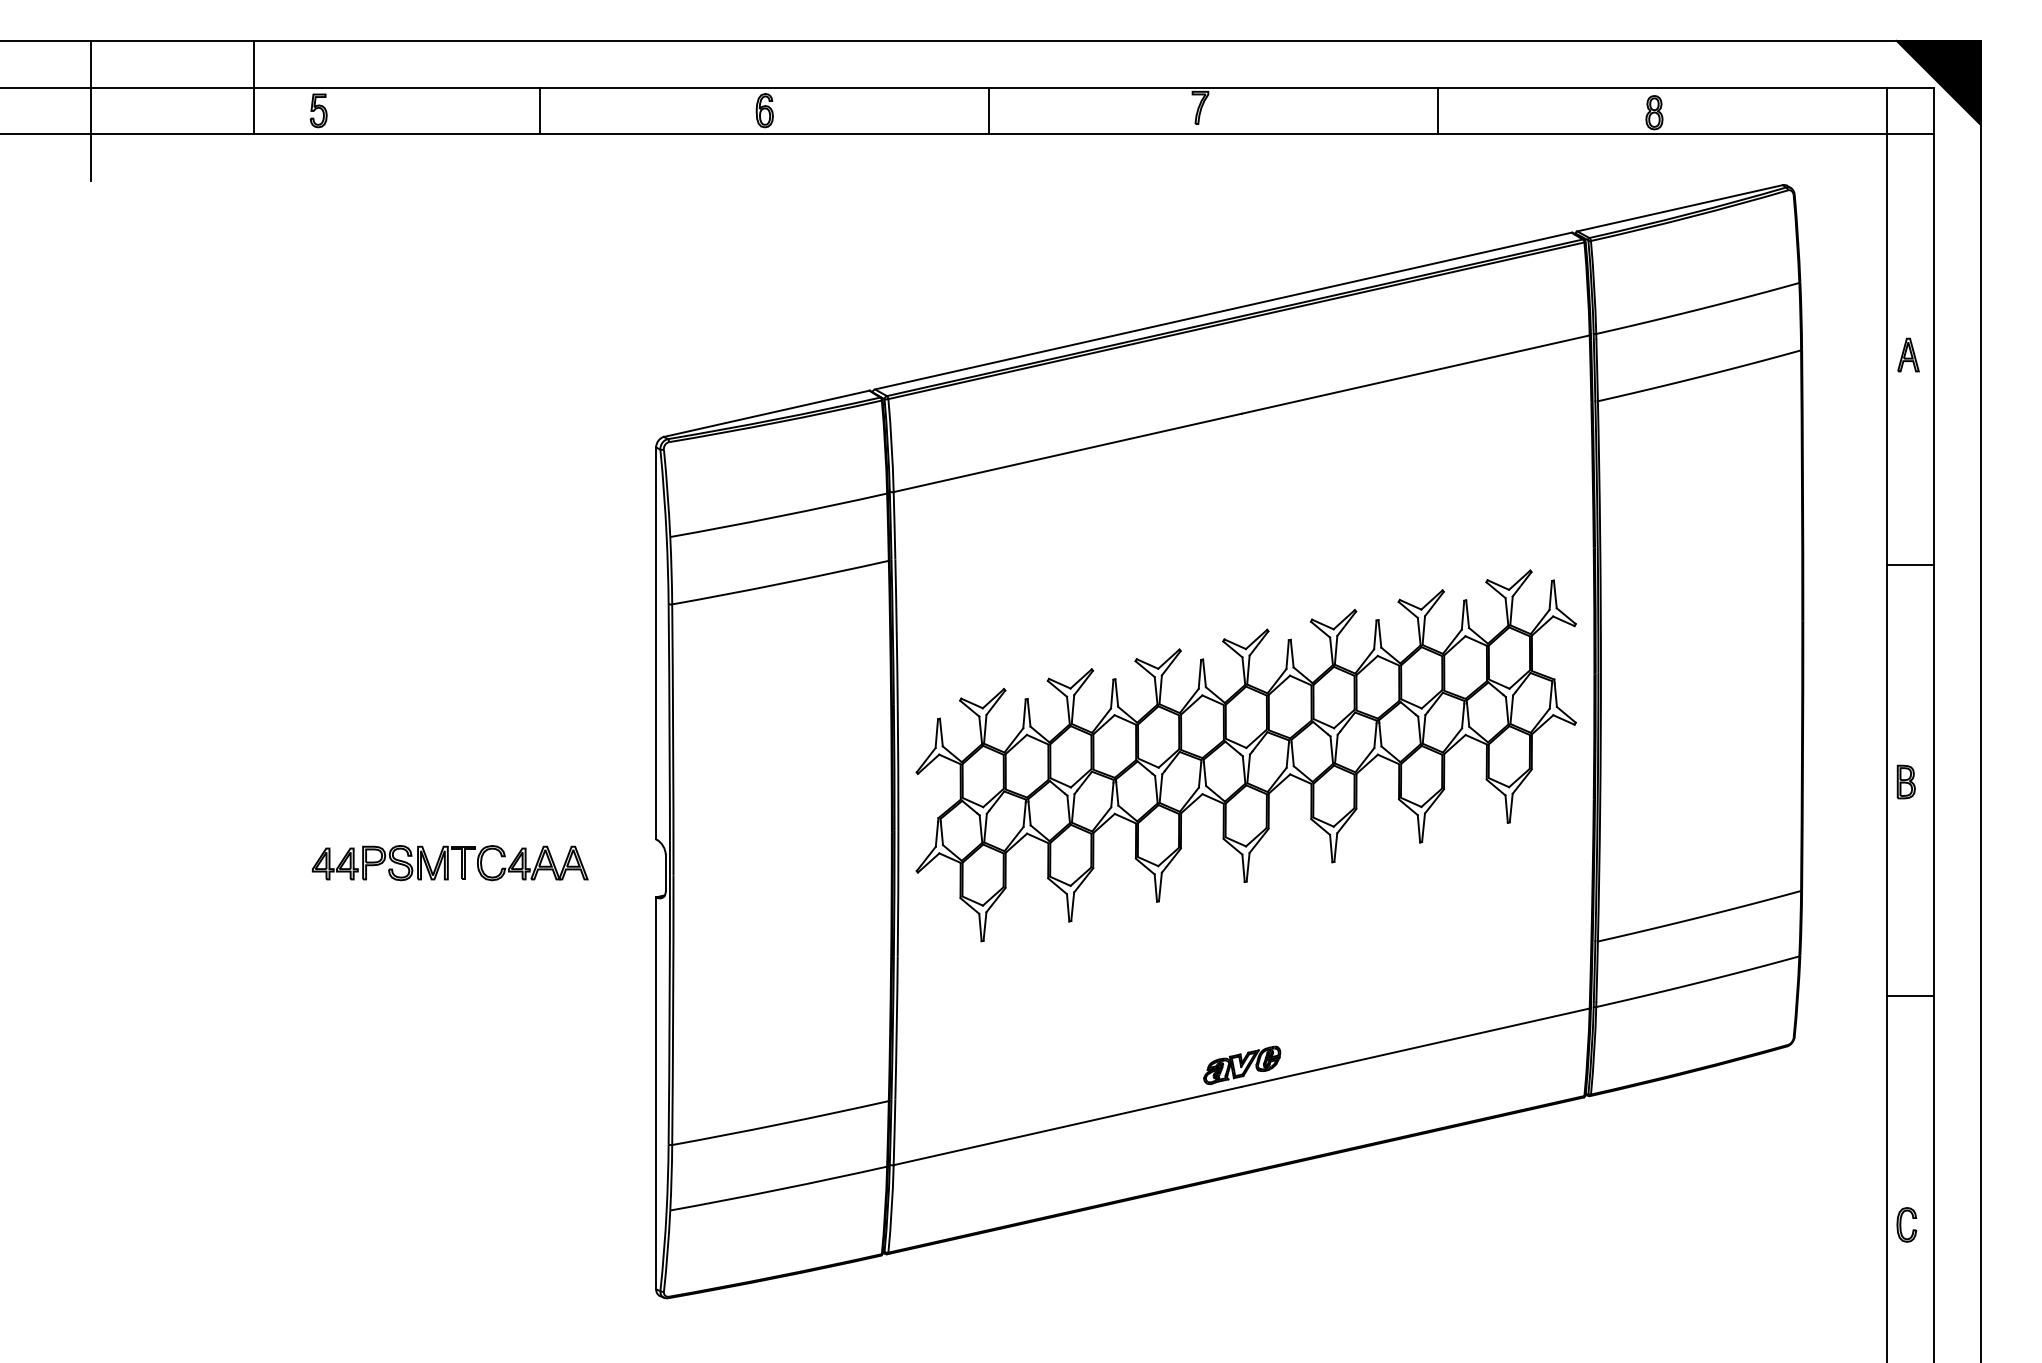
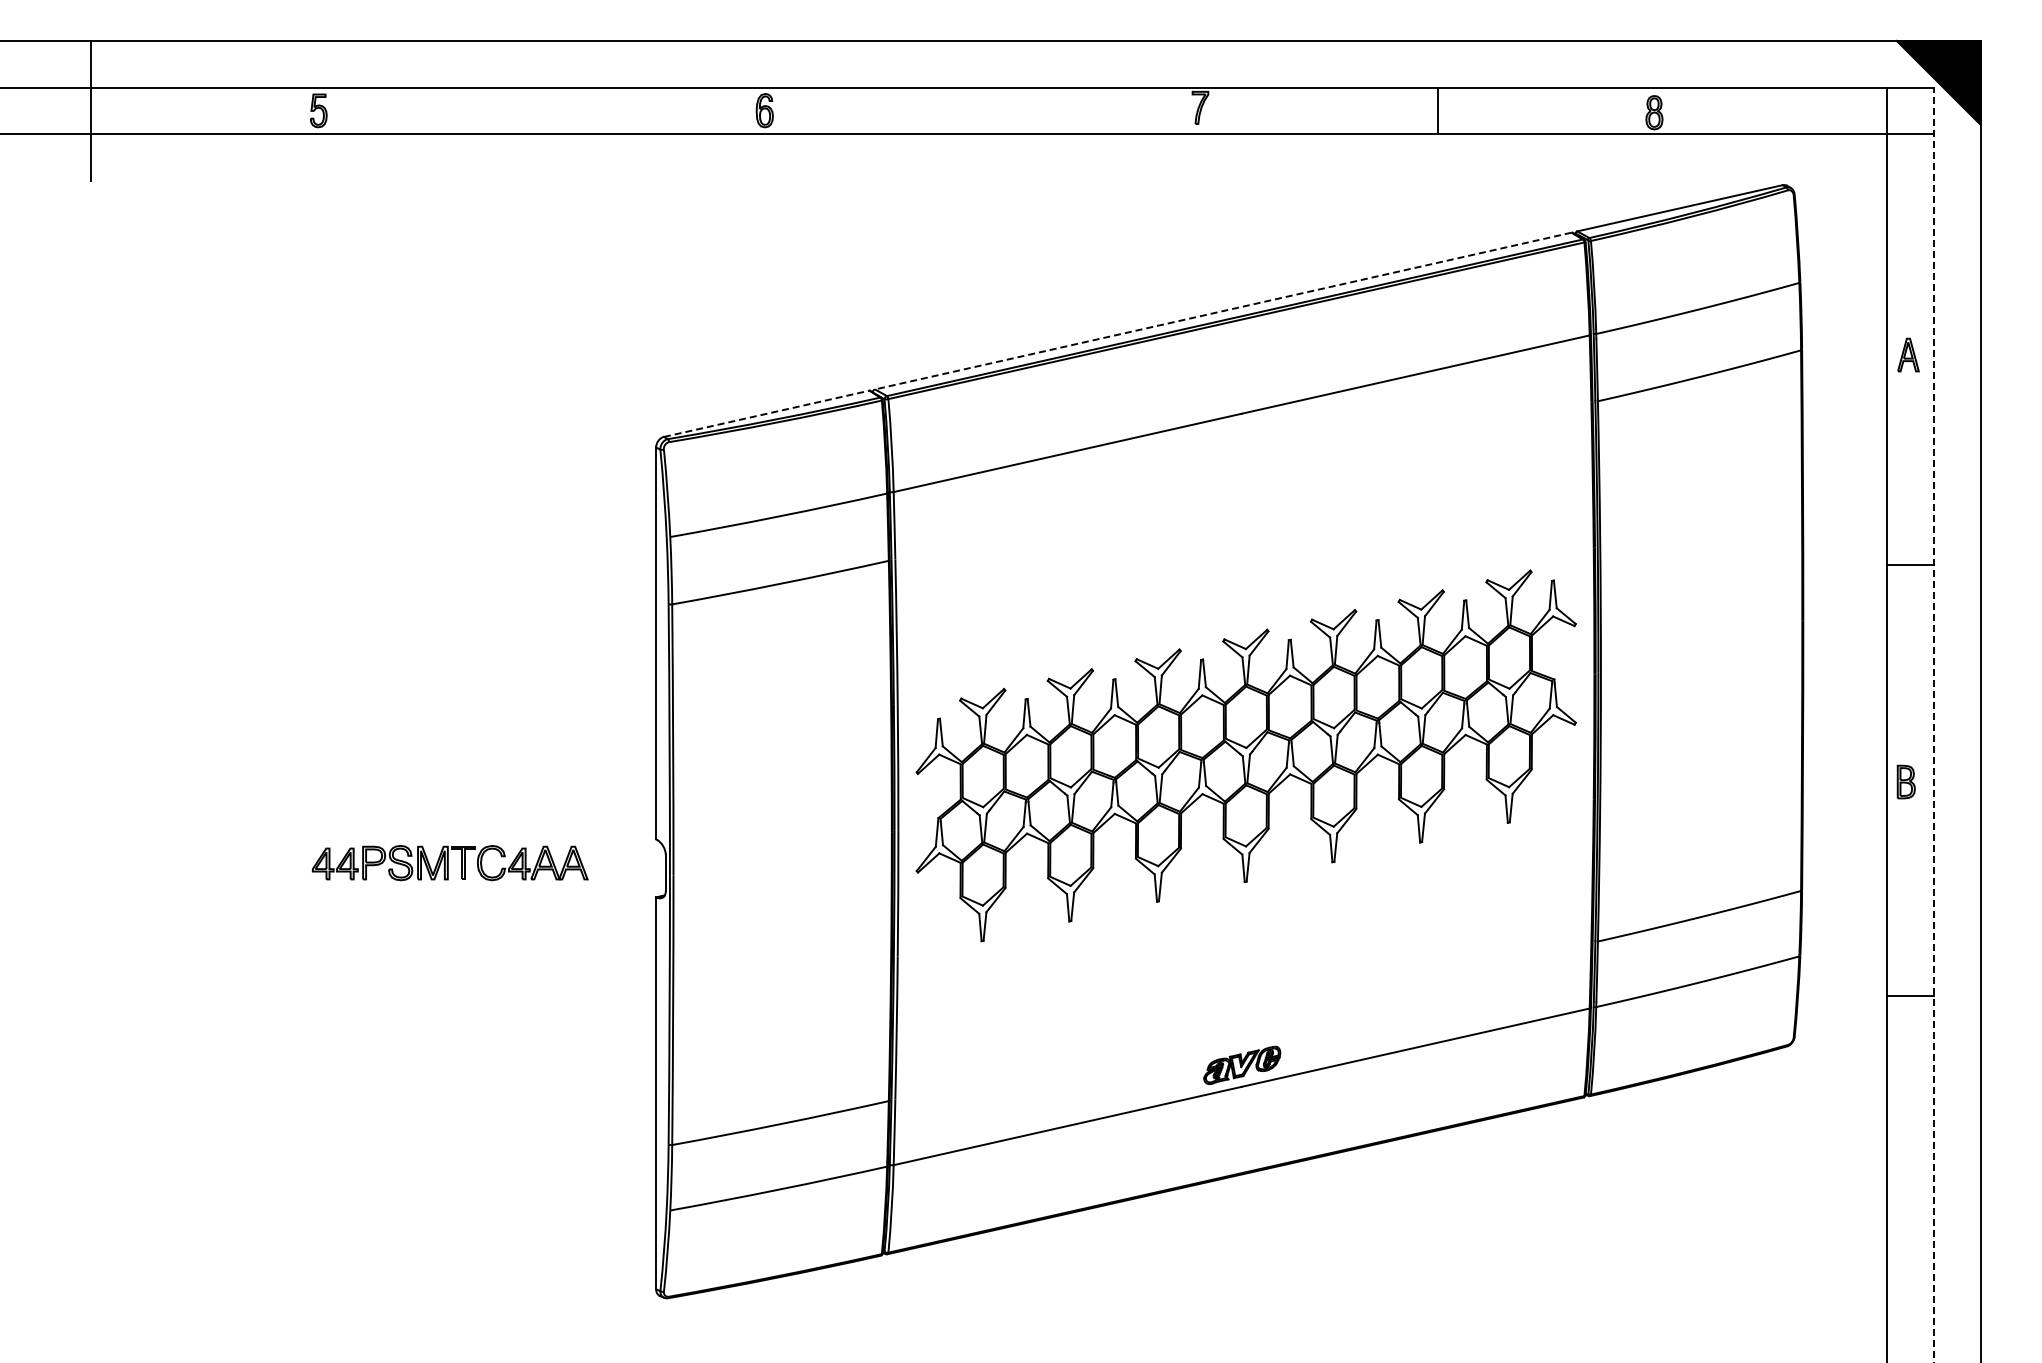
line: present -> none (254, 87)
line: present -> none (540, 110)
line: present -> none (989, 110)
line: solid -> dashed (1222, 311)
line: solid -> dashed (767, 413)
line: solid -> dashed (1934, 724)
part: present -> none (1906, 1224)
